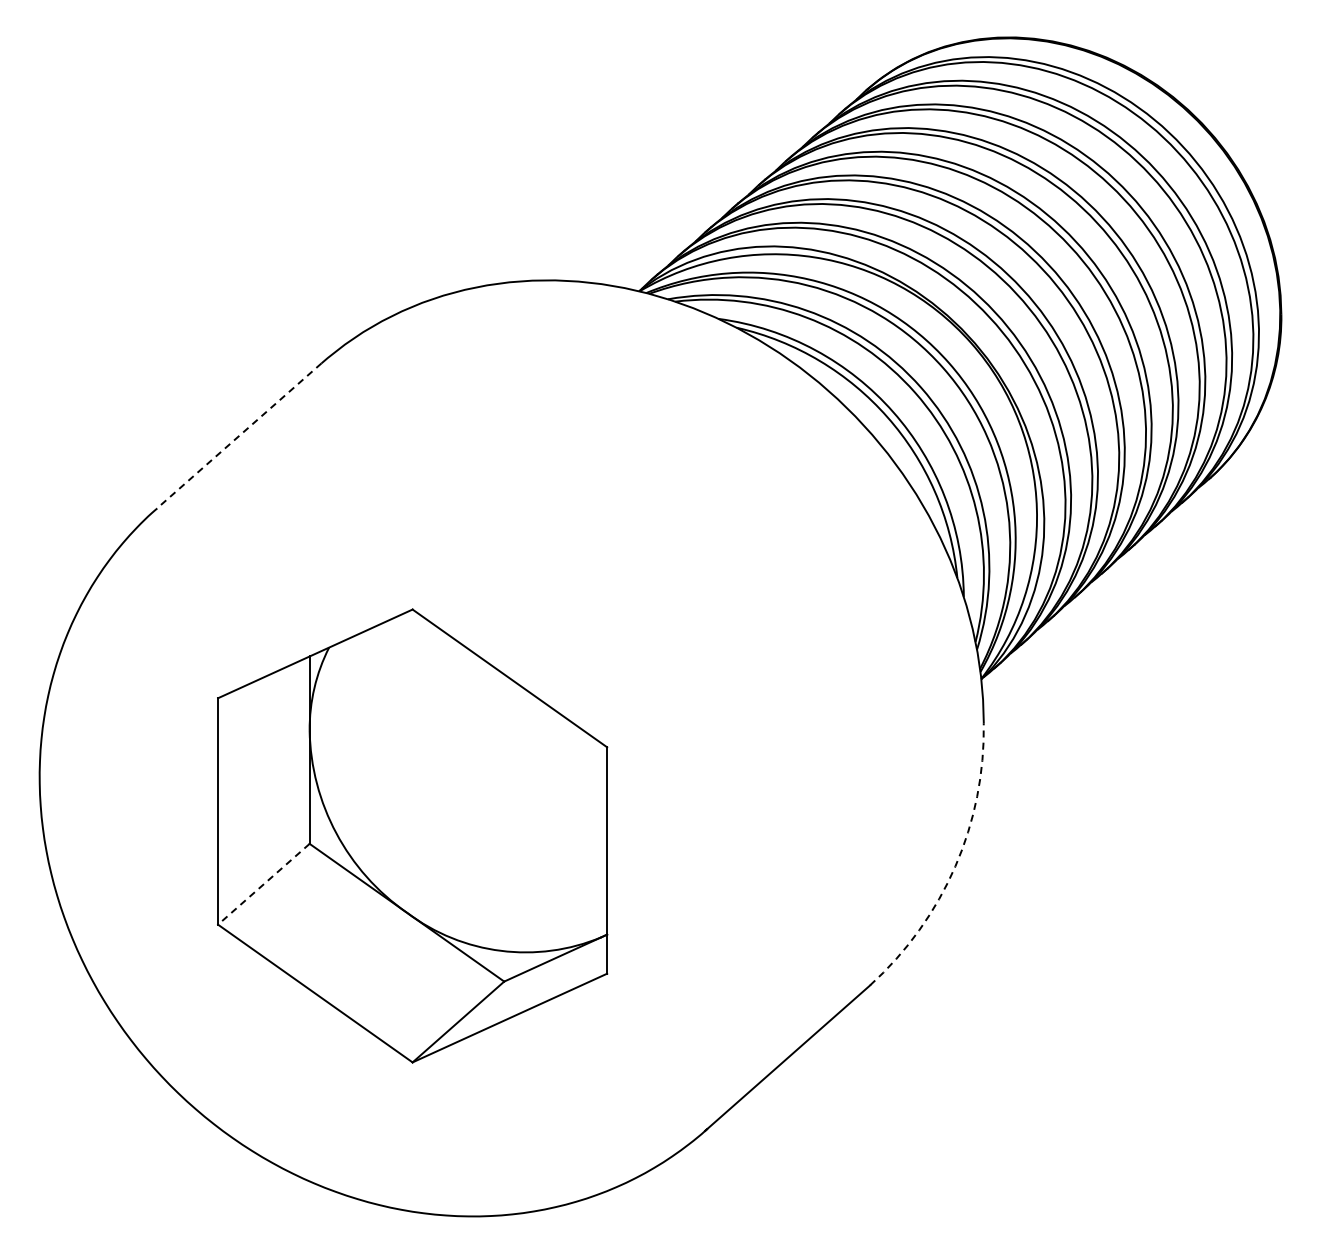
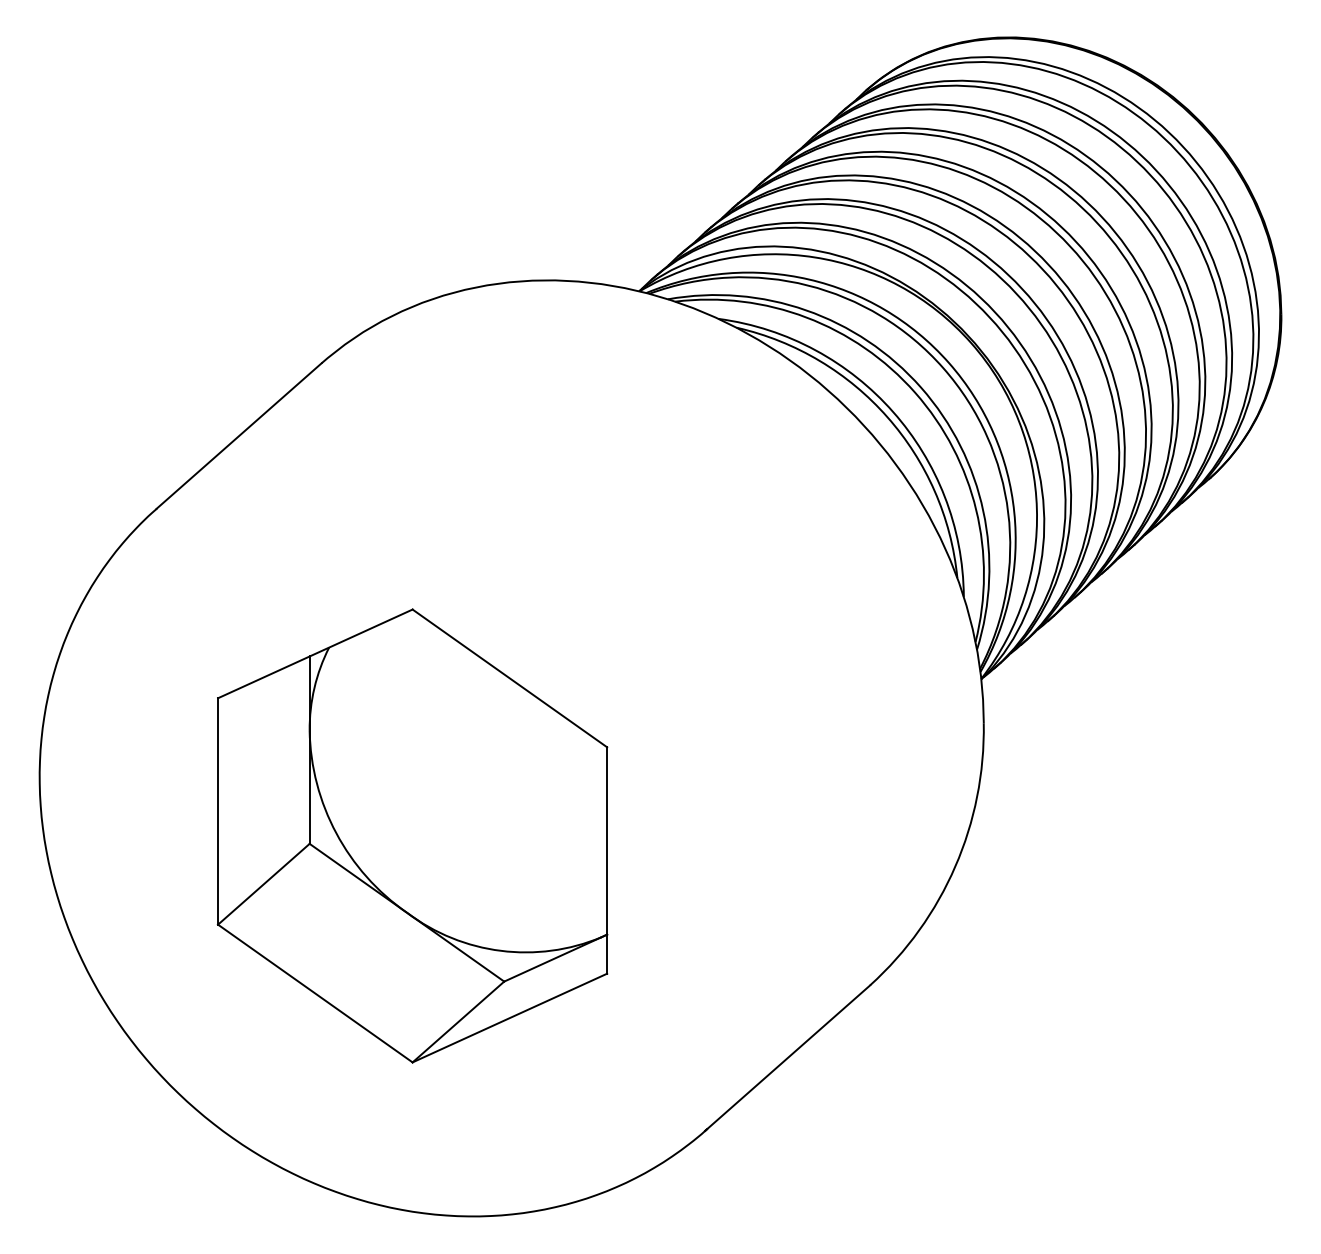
line: dashed -> solid (239, 436)
arc: dashed -> solid (955, 866)
line: dashed -> solid (263, 884)
